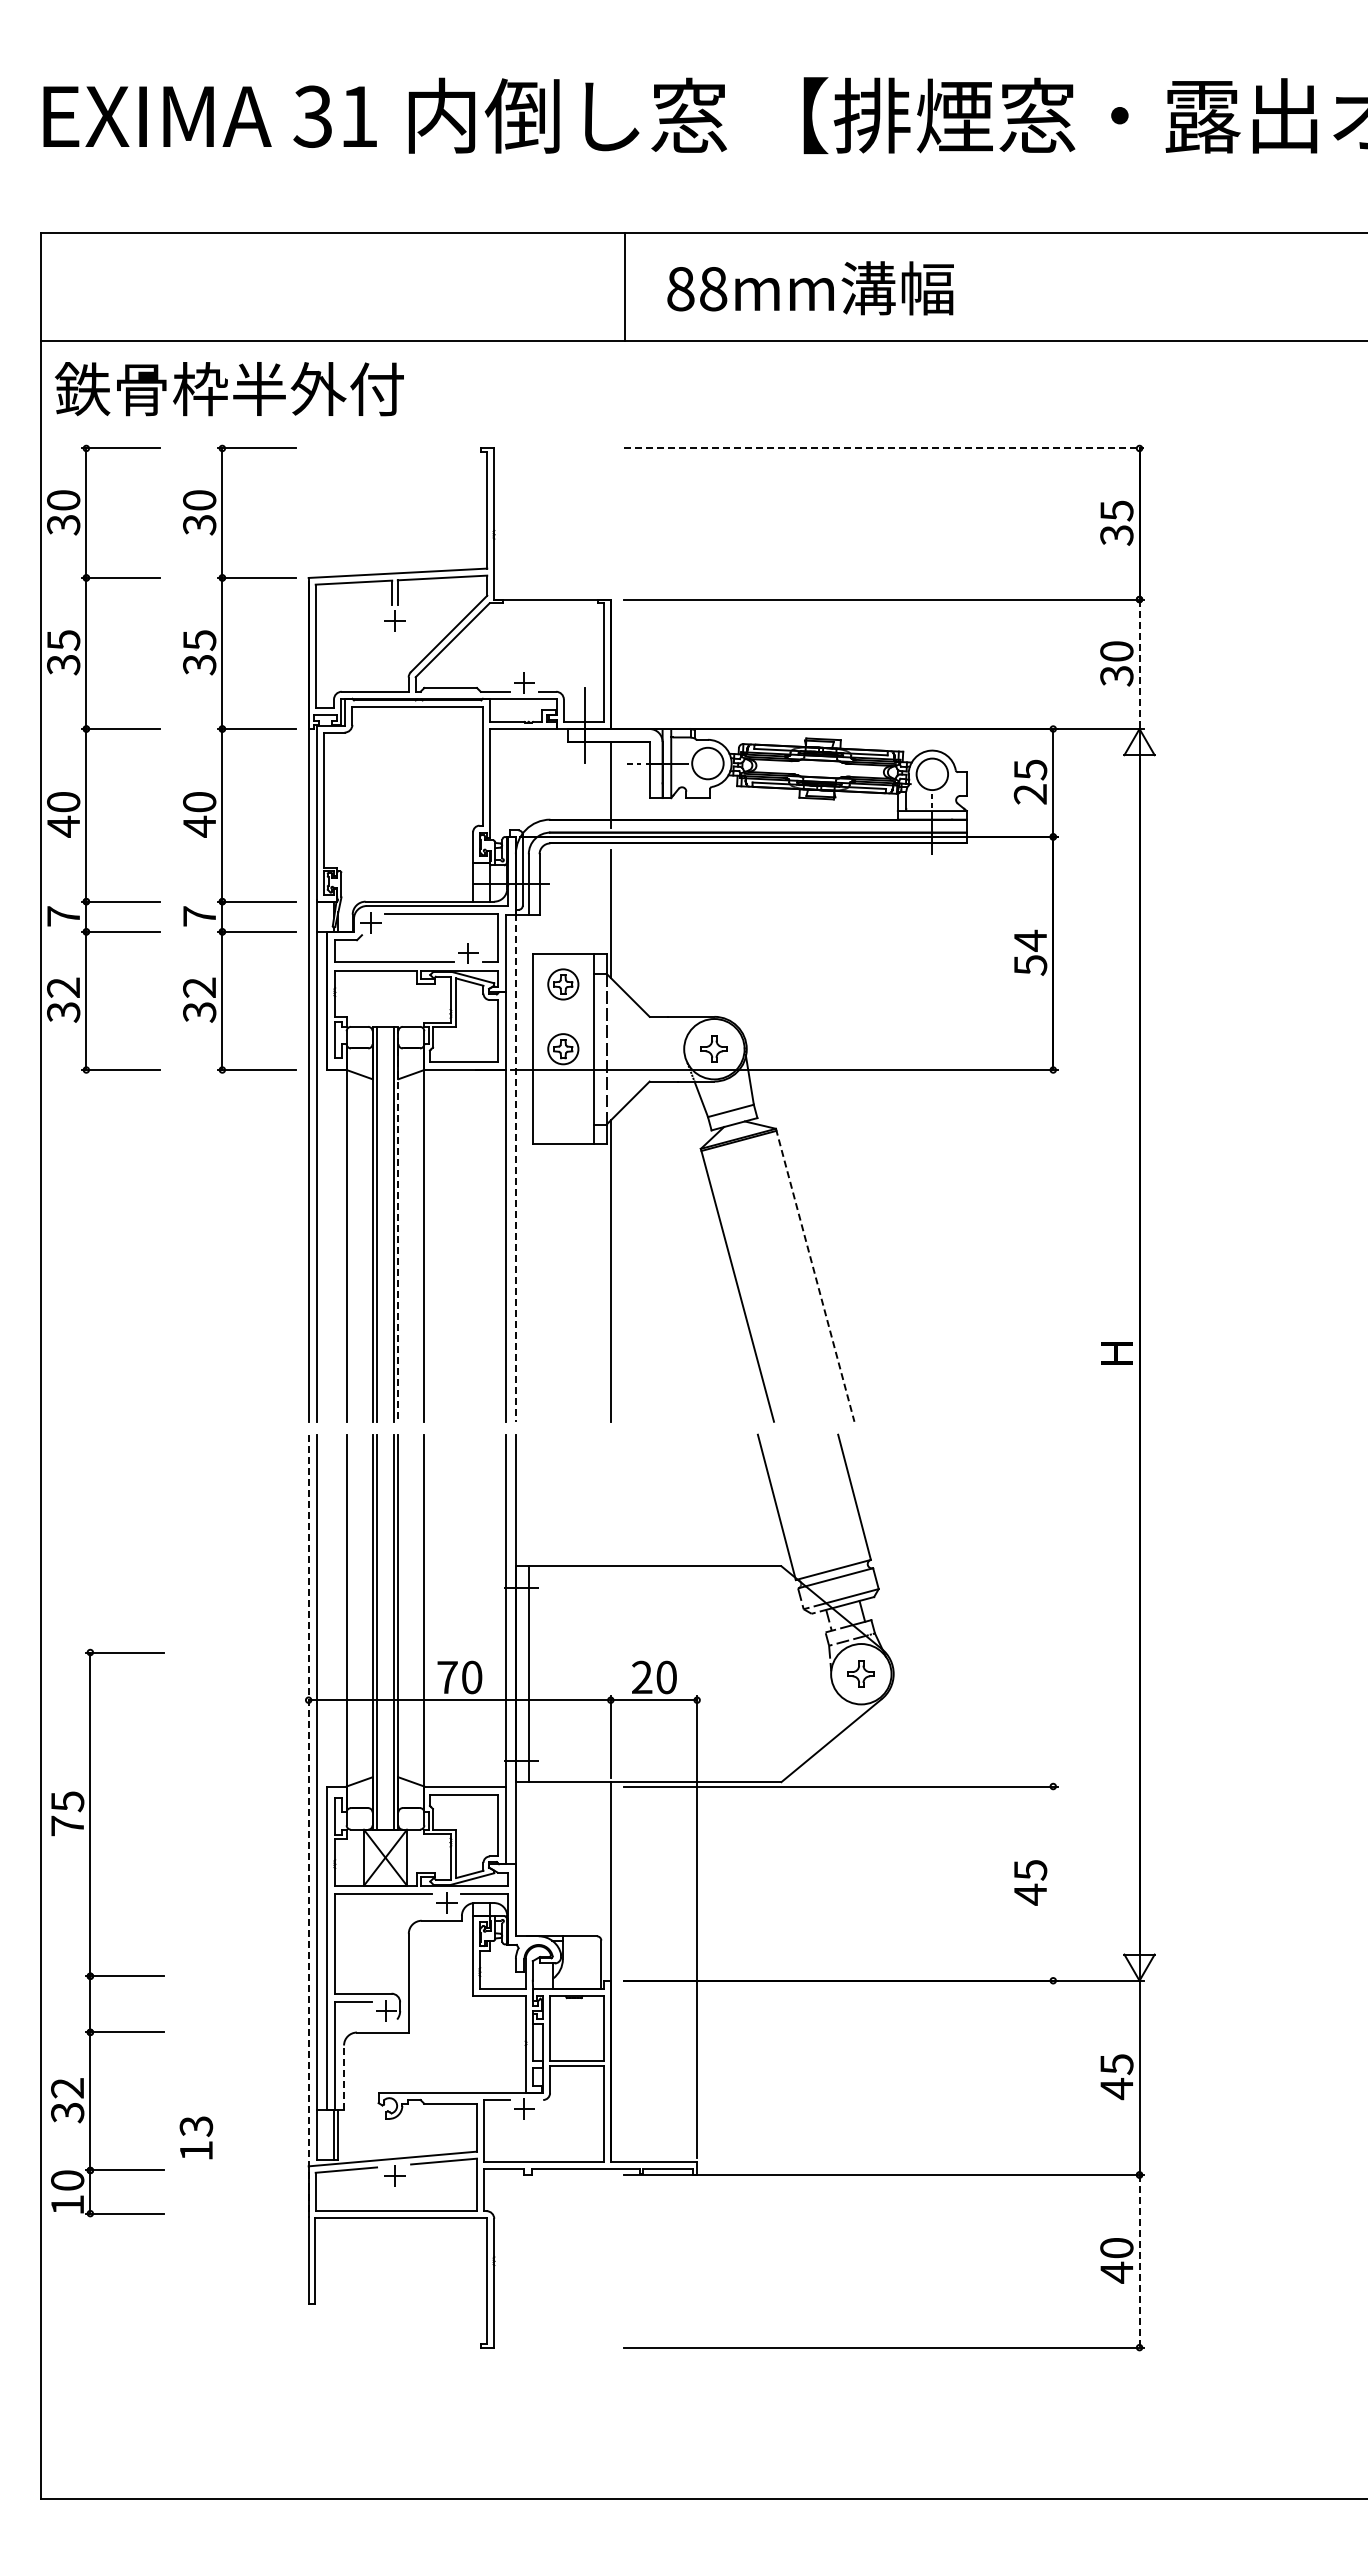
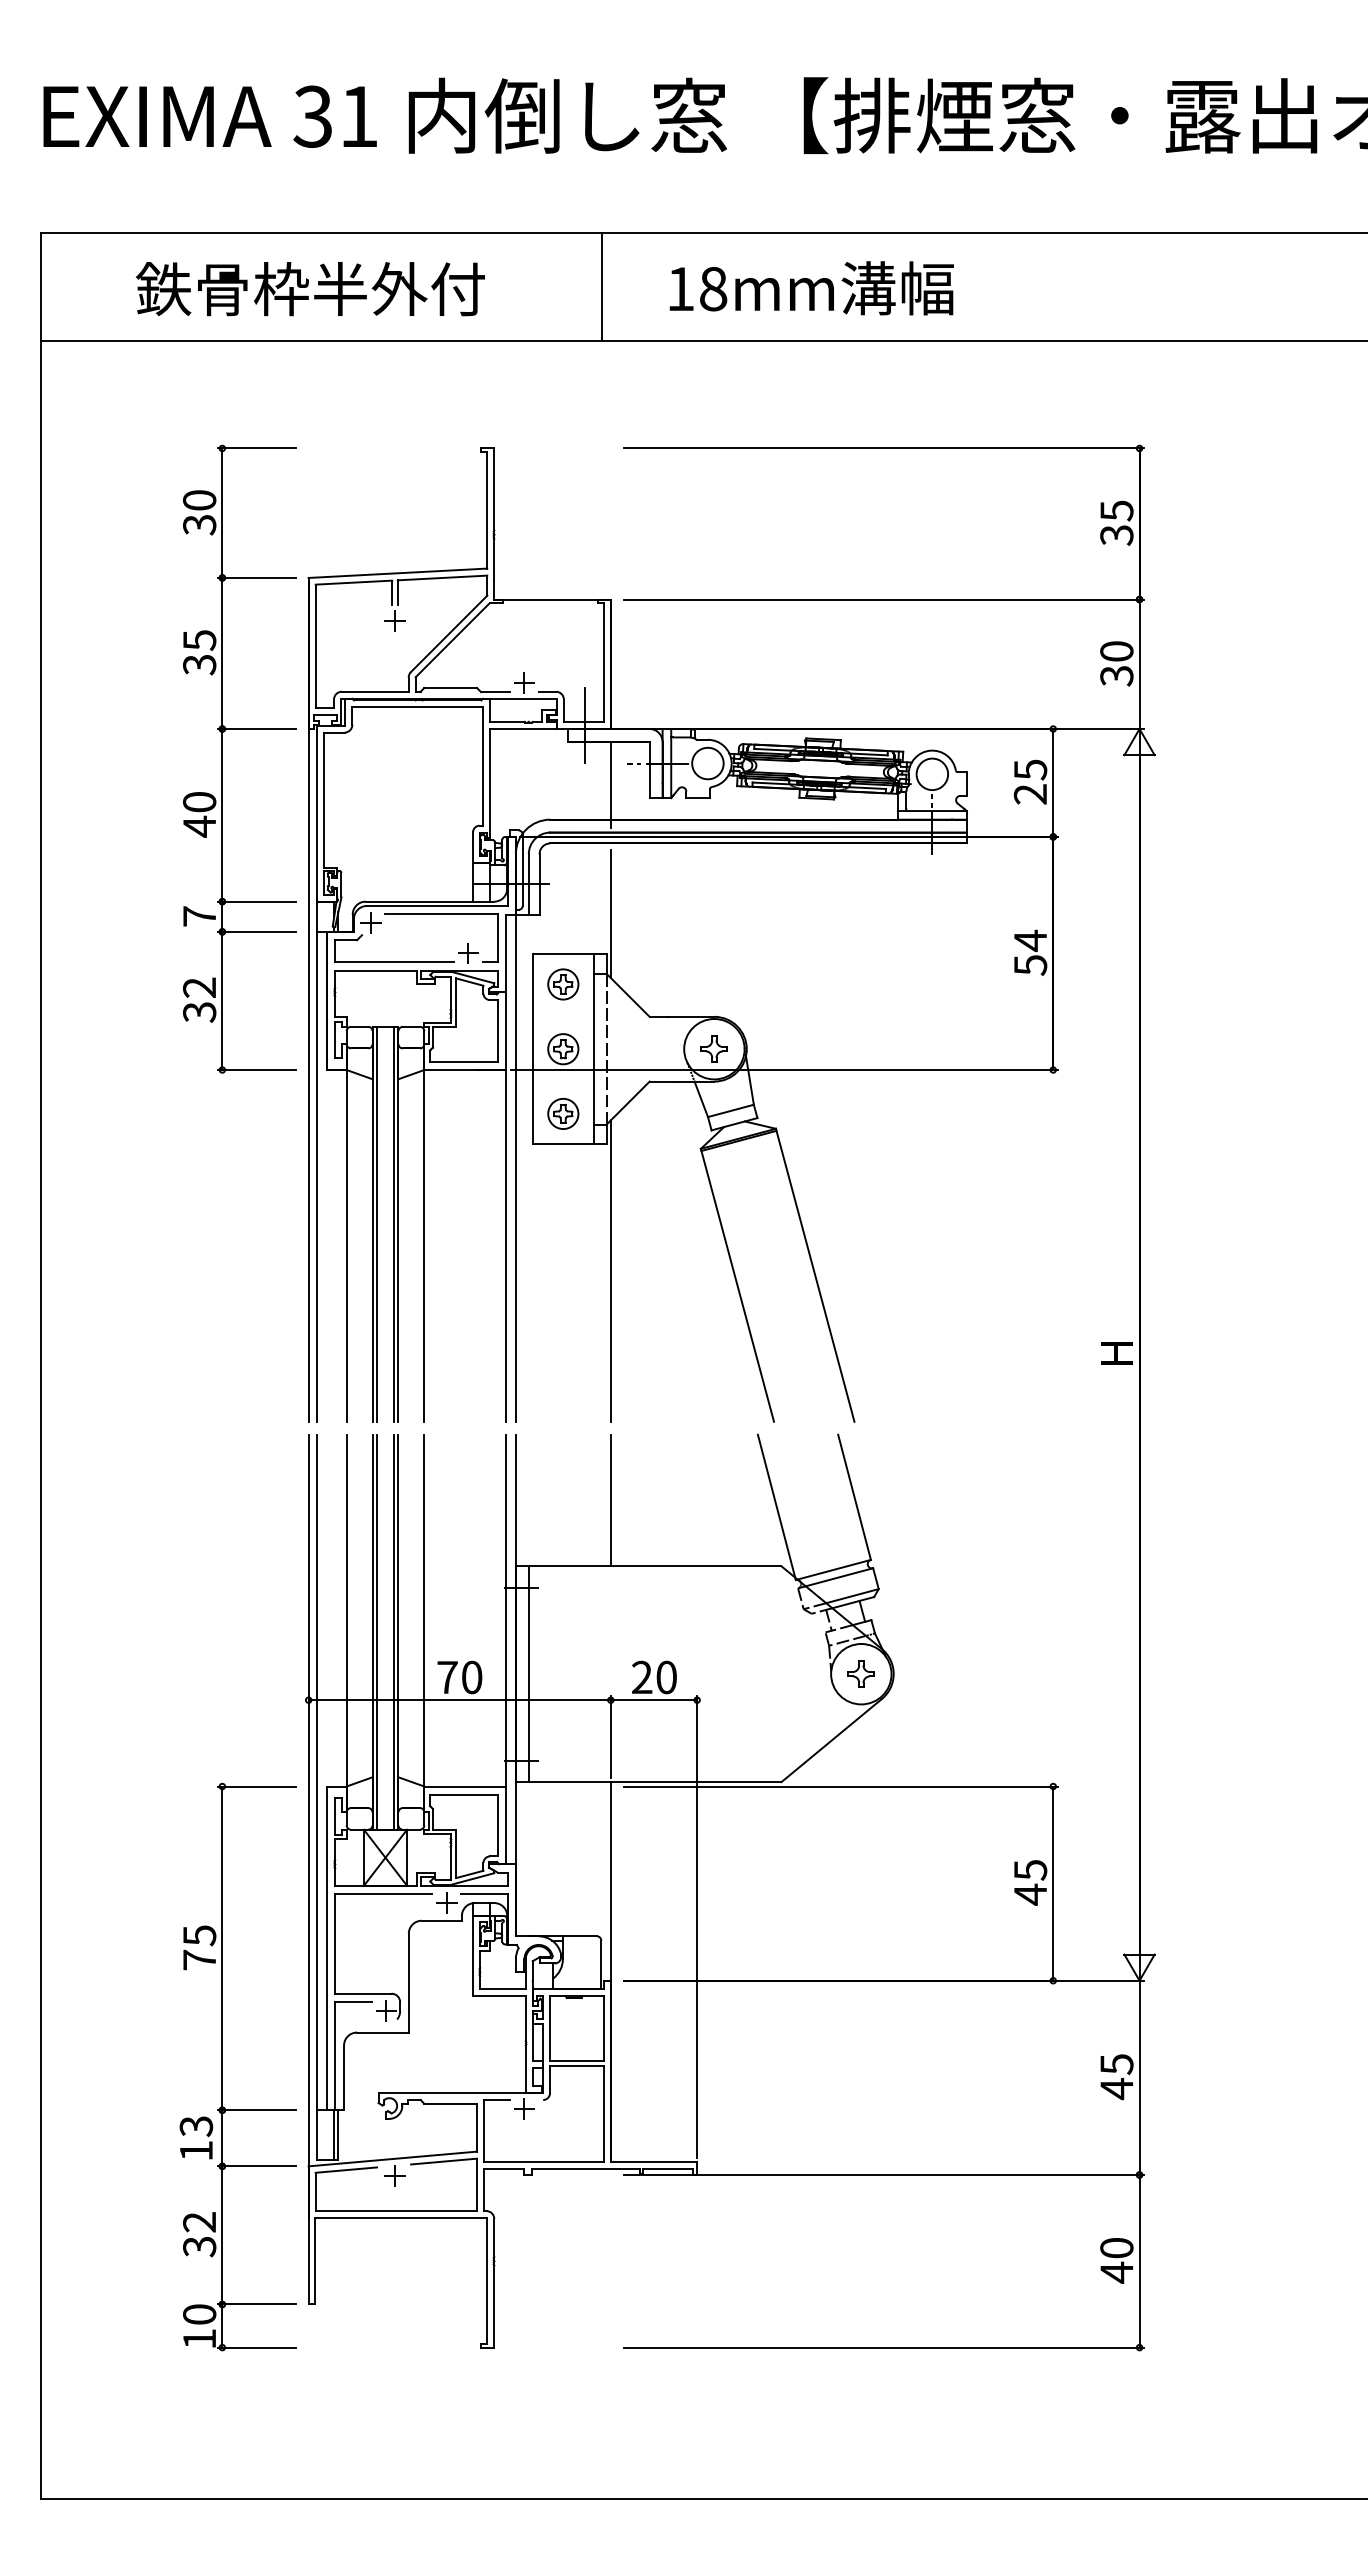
line position: (625, 286) -> (602, 286) (602, 286)
text: 88mm -> 18mm (680, 289)
text position: (228, 389) -> (309, 289) (309, 289)
line: dashed -> solid (884, 448)
line: dashed -> solid (1139, 664)
part: present -> none (86, 758)
part: none -> present (563, 1113)
line: dashed -> solid (515, 1129)
line: dashed -> solid (398, 1224)
line: dashed -> solid (815, 1275)
line: none -> present (610, 1500)
line: dashed -> solid (308, 1826)
line: none -> present (1053, 1883)
part position: (90, 1932) -> (222, 2066) (222, 2066)
line: dashed -> solid (344, 2077)
line: dashed -> solid (1139, 2261)
